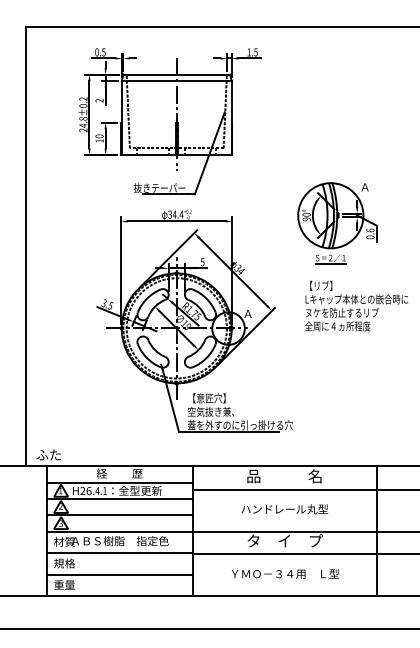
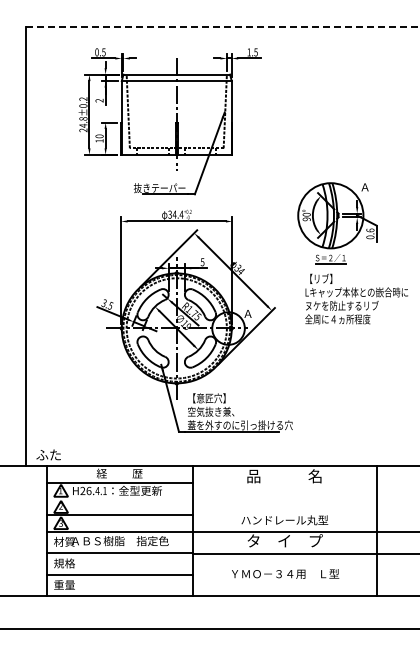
line: solid -> dashed (222, 26)
text position: (356, 305) -> (356, 298) (356, 298)
line: present -> none (304, 489)
line: present -> none (119, 499)
text position: (284, 509) -> (284, 520) (284, 520)
